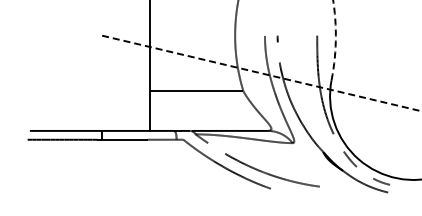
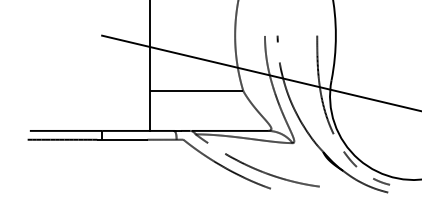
arc: dashed -> solid (335, 39)
line: dashed -> solid (261, 73)
